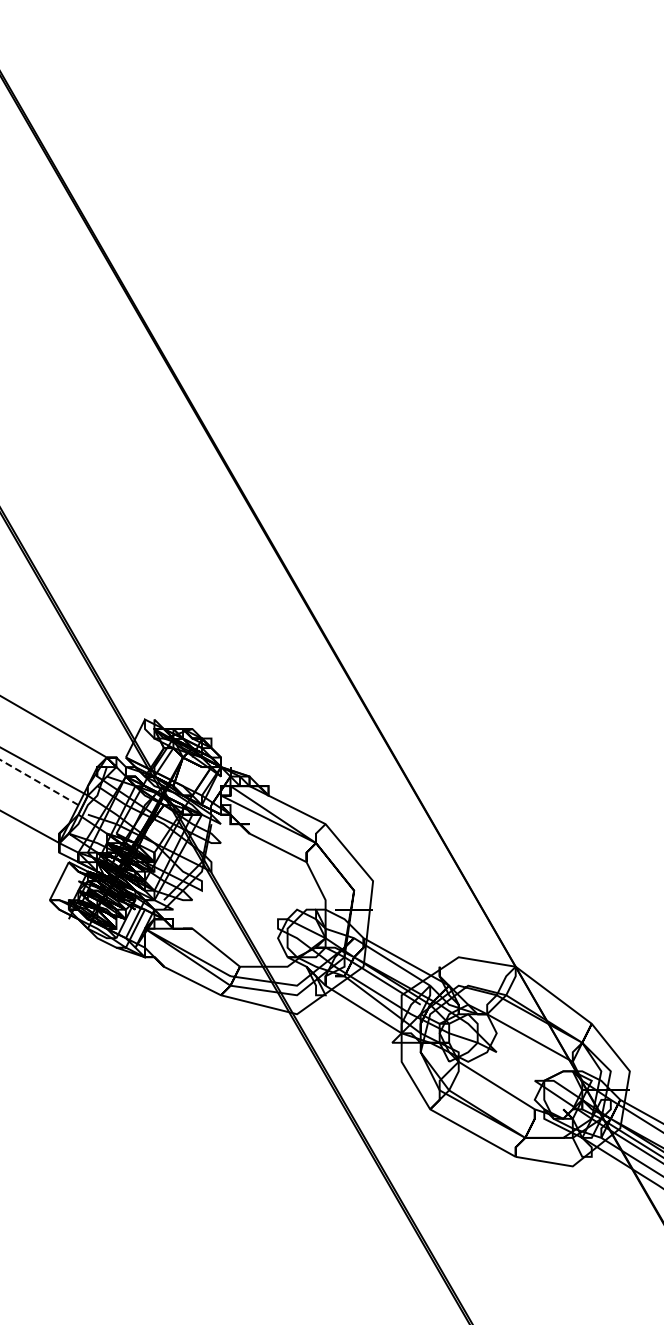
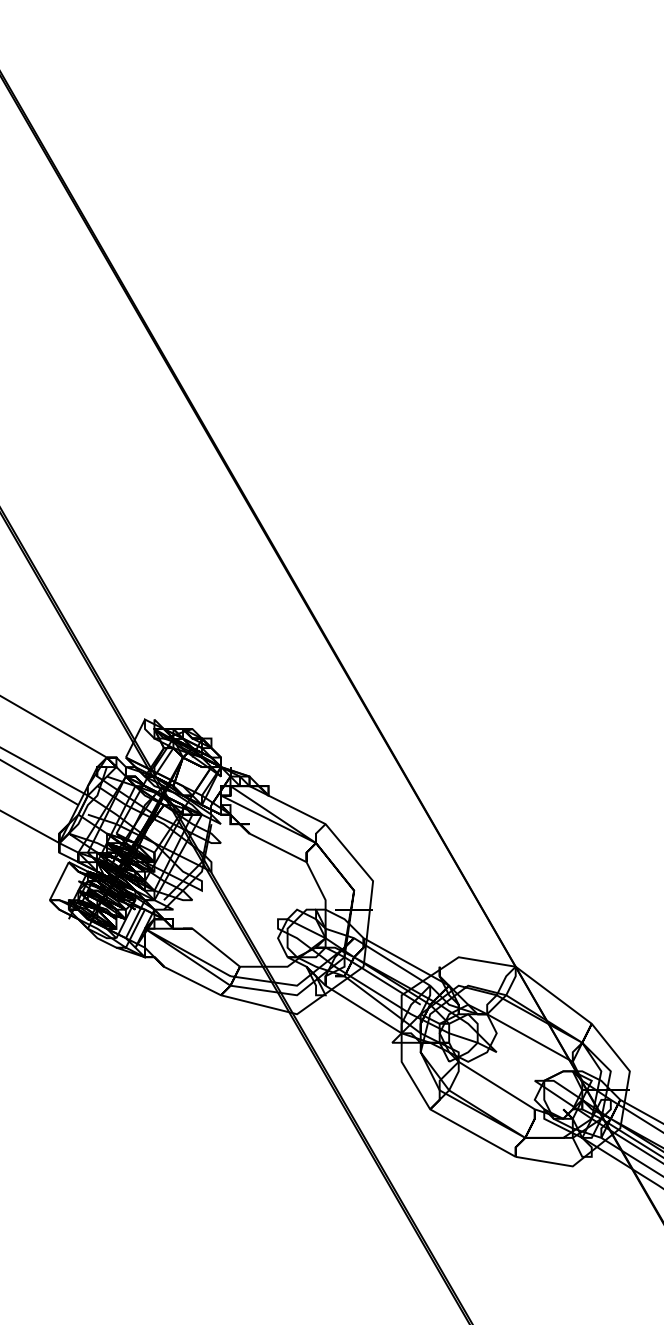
line: dashed -> solid (39, 782)
